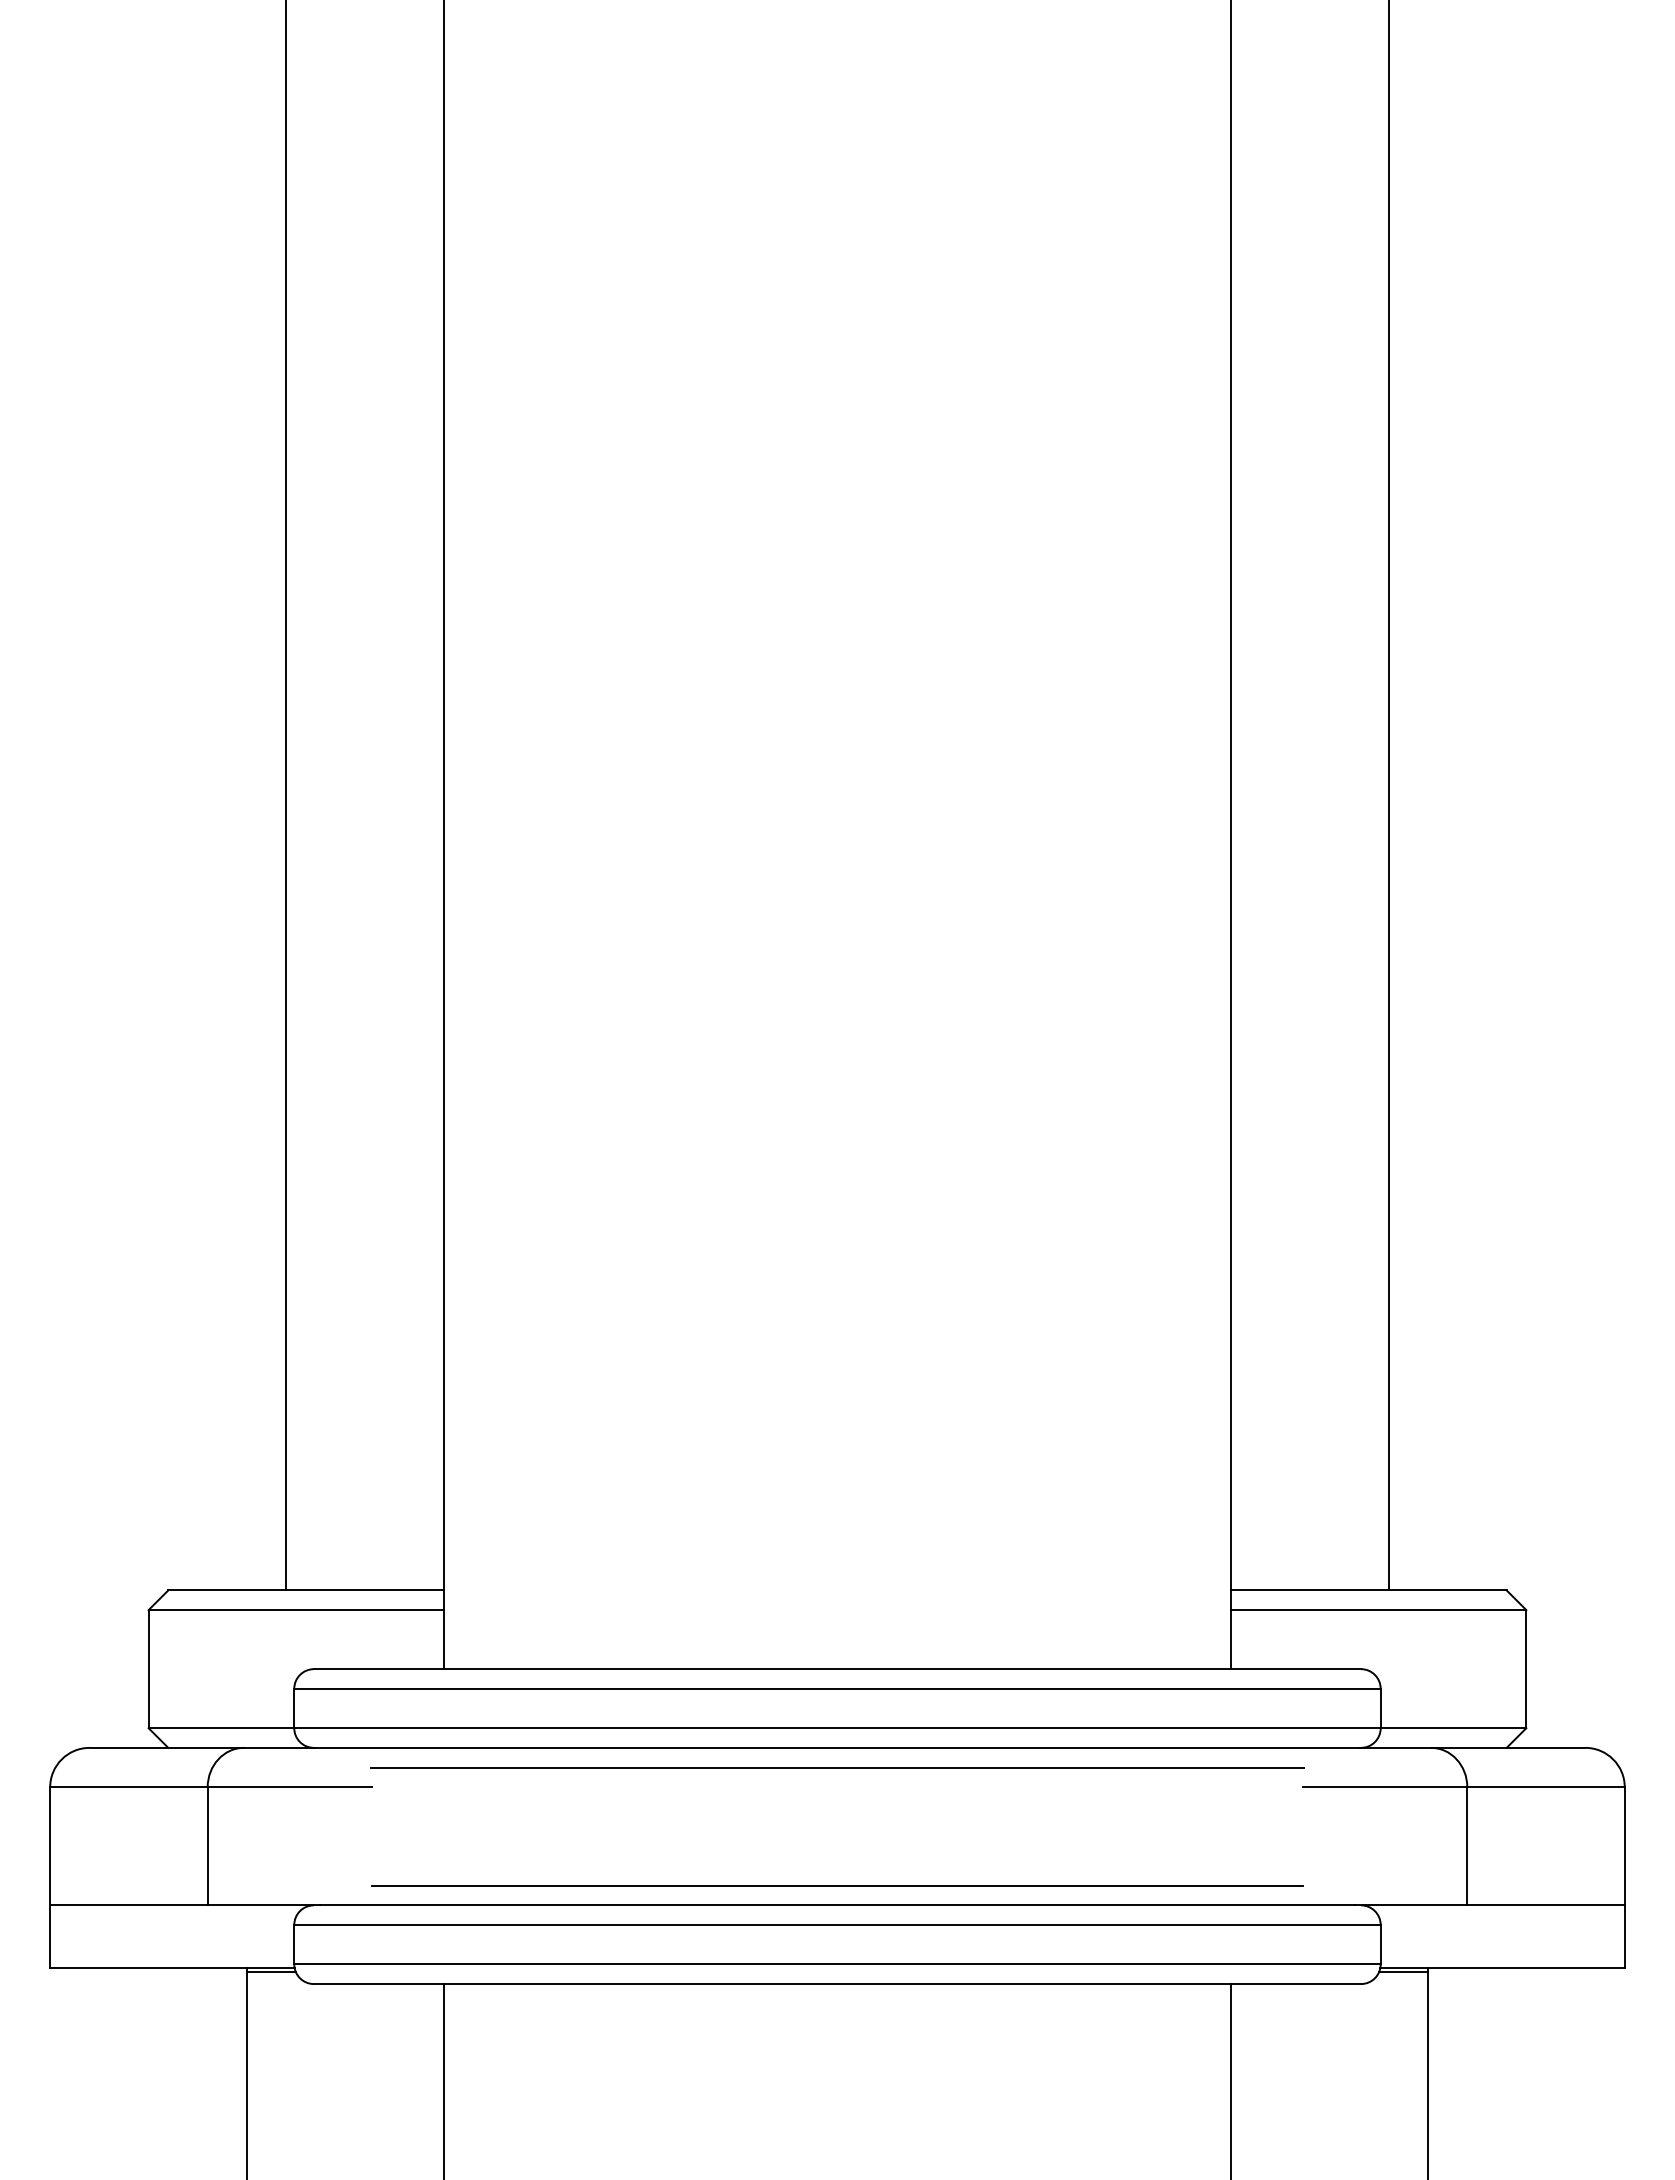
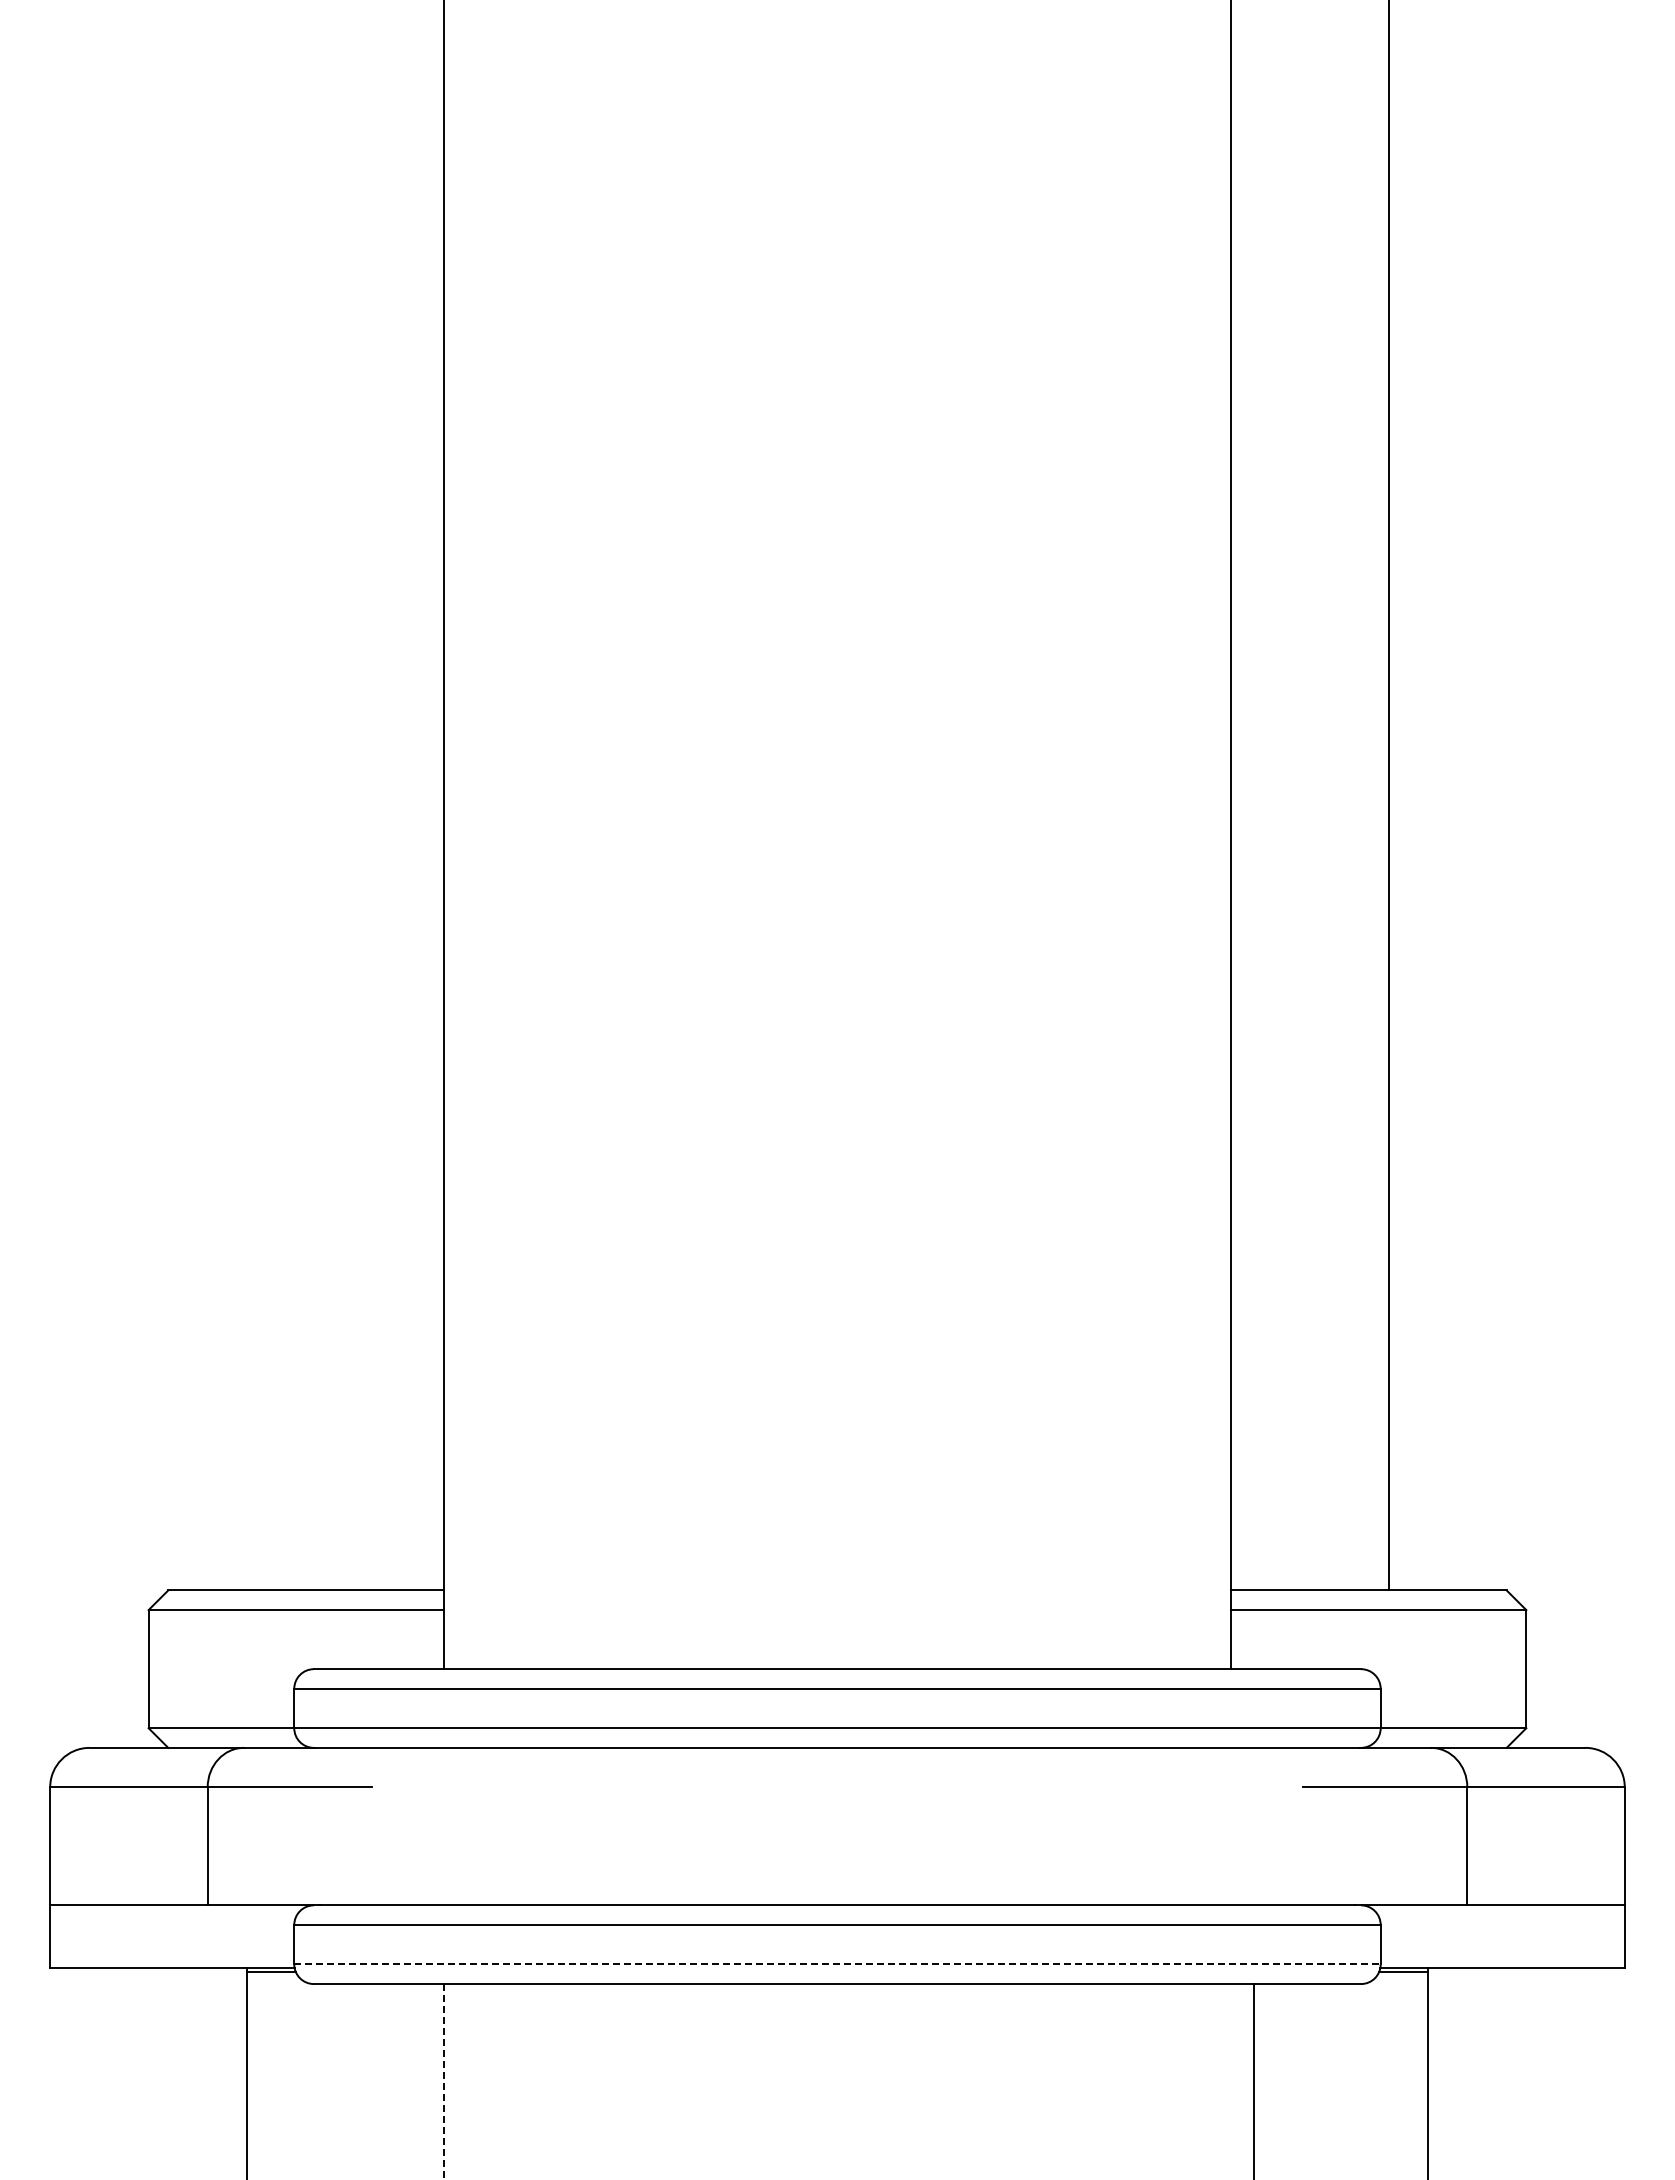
line: present -> none (286, 796)
line: present -> none (837, 1767)
line: present -> none (837, 1885)
line: solid -> dashed (837, 1964)
line position: (1231, 2080) -> (1254, 2080) (1254, 2080)
line: solid -> dashed (443, 2082)
